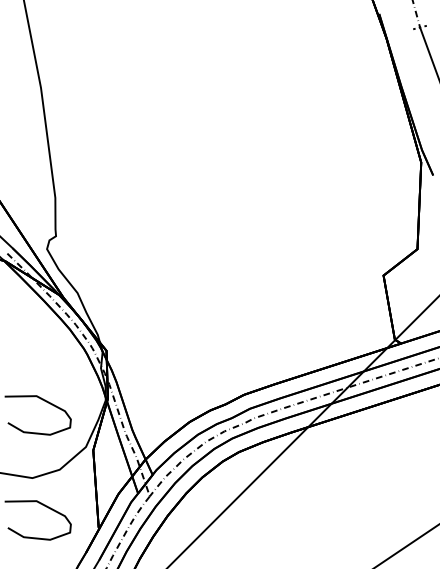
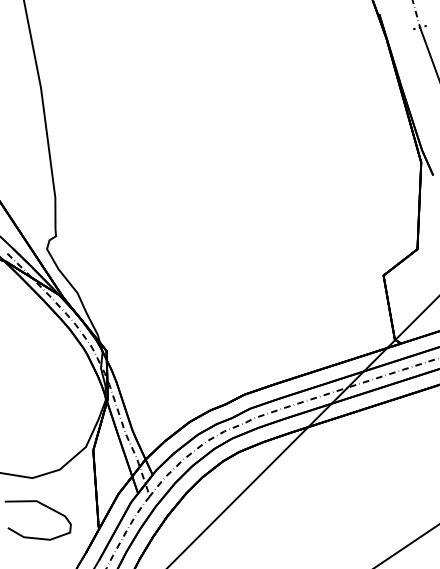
curve: present -> none (44, 401)
